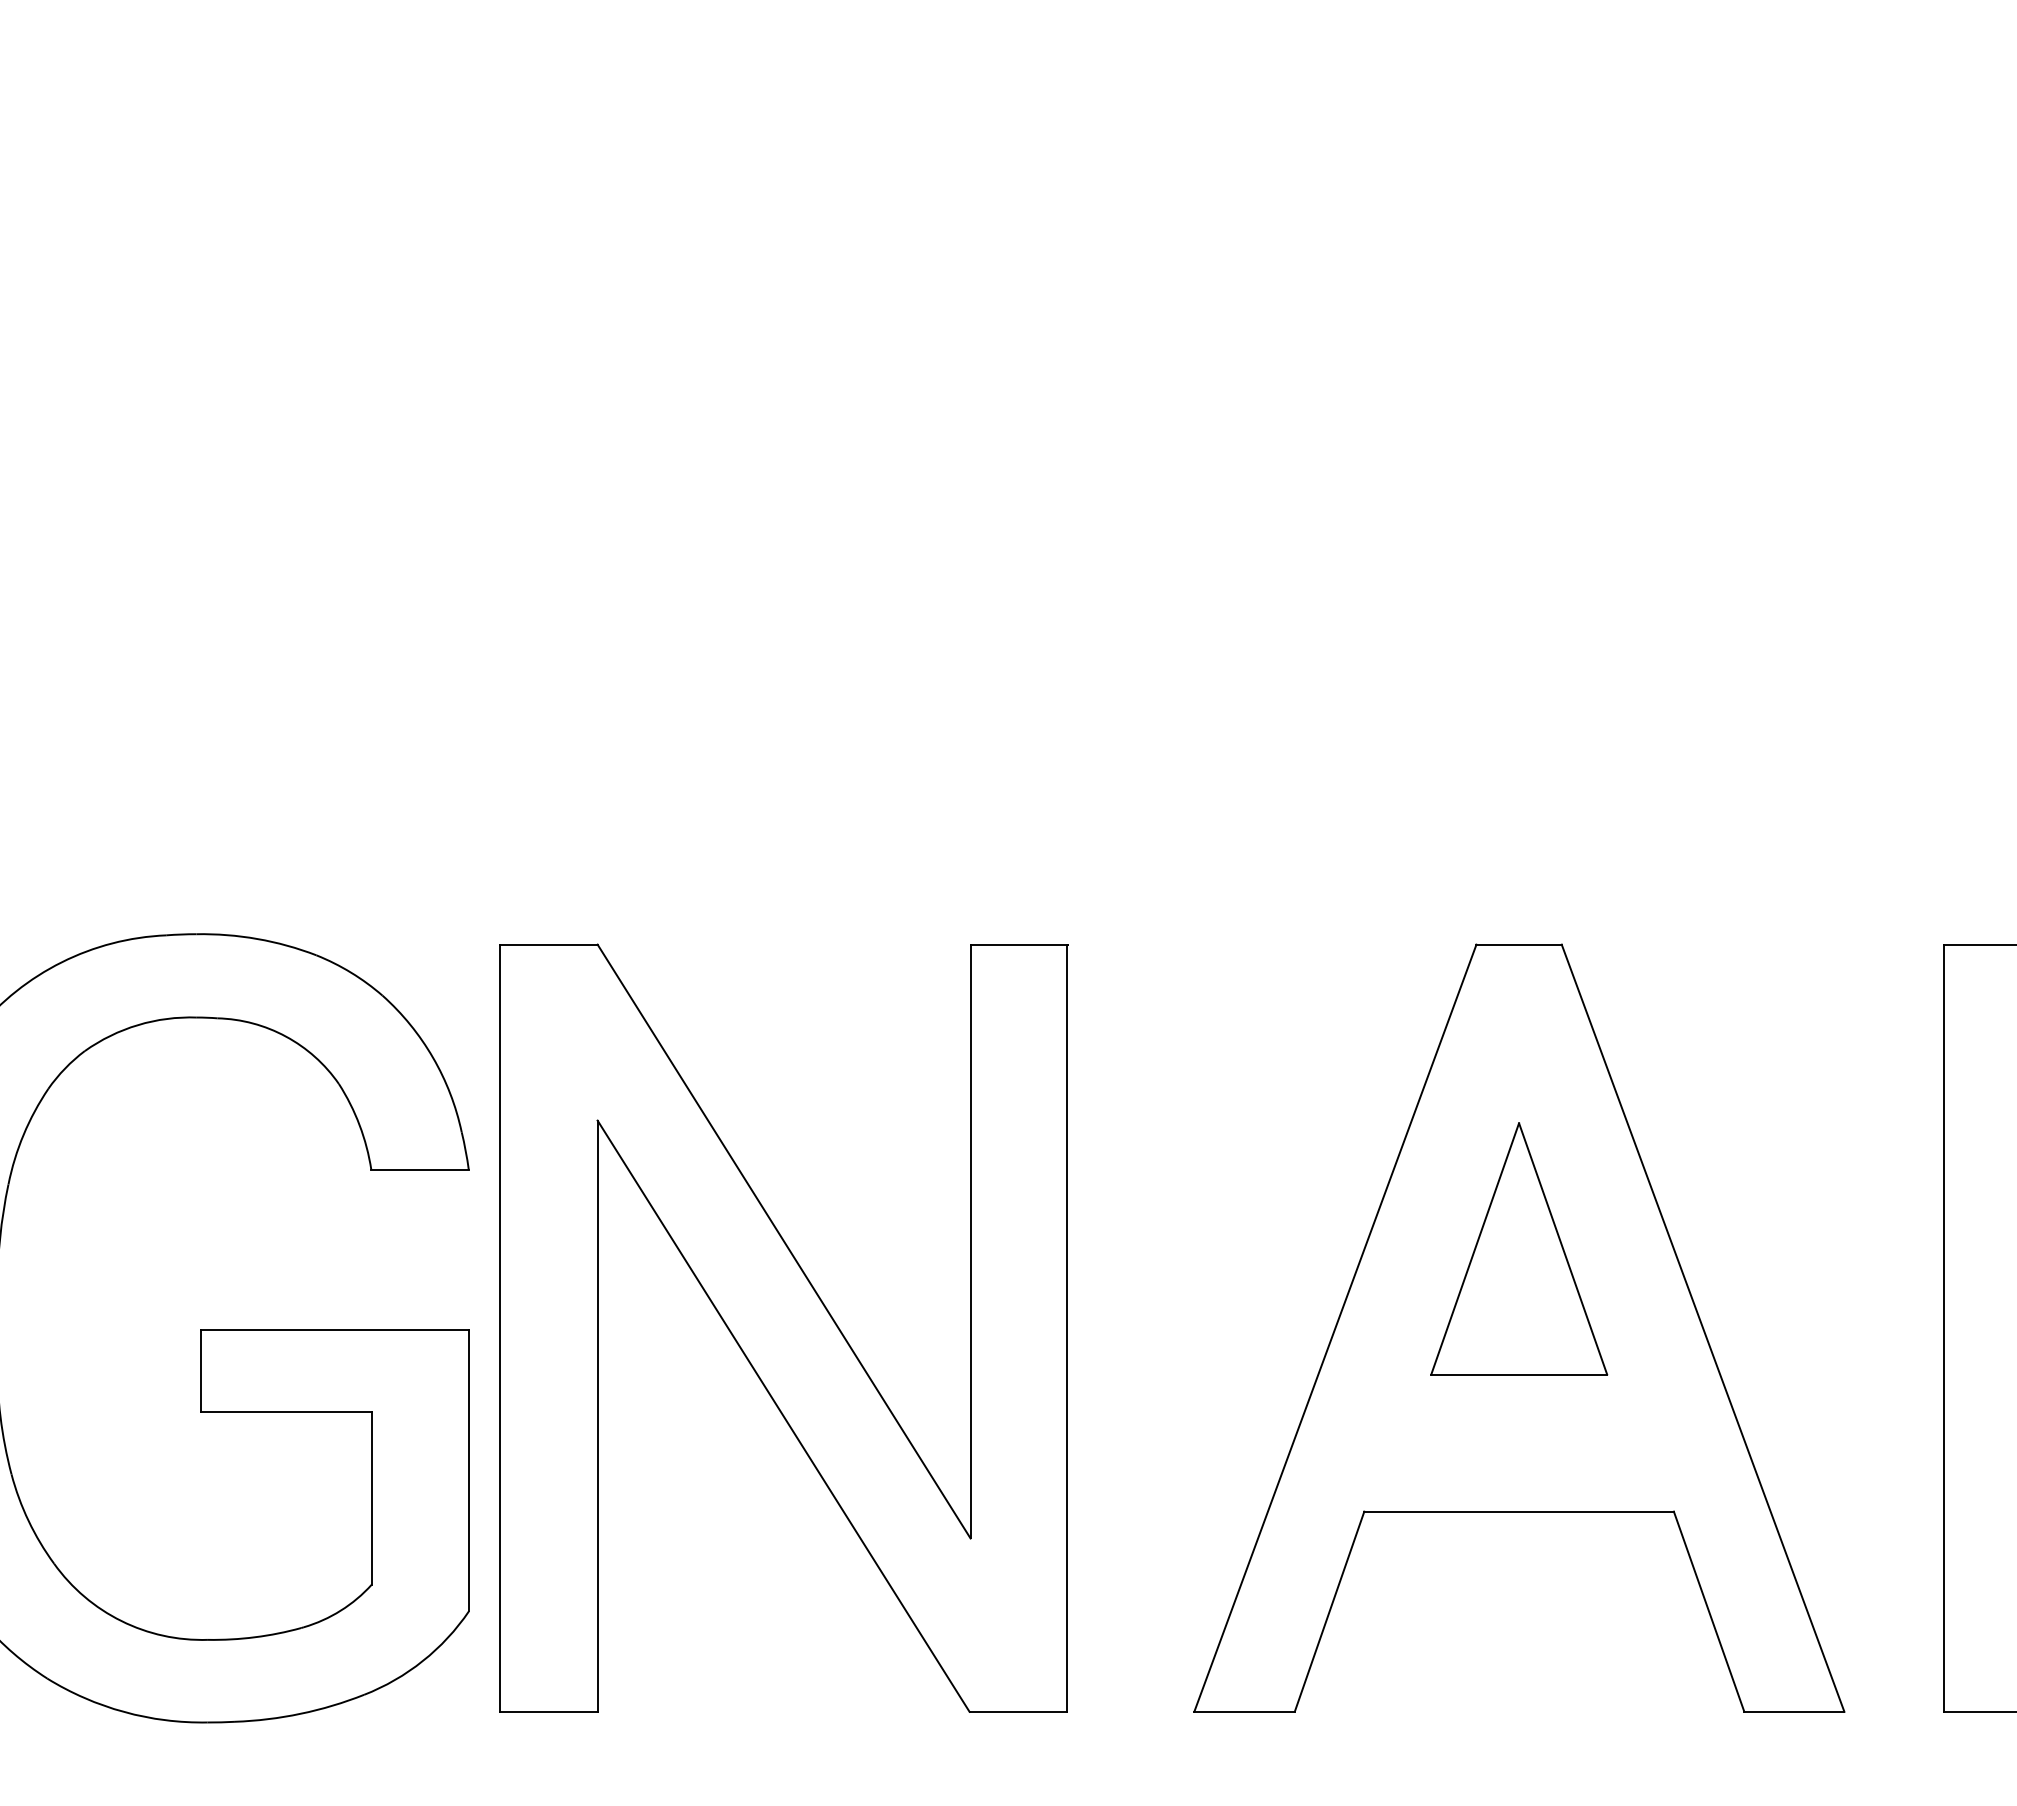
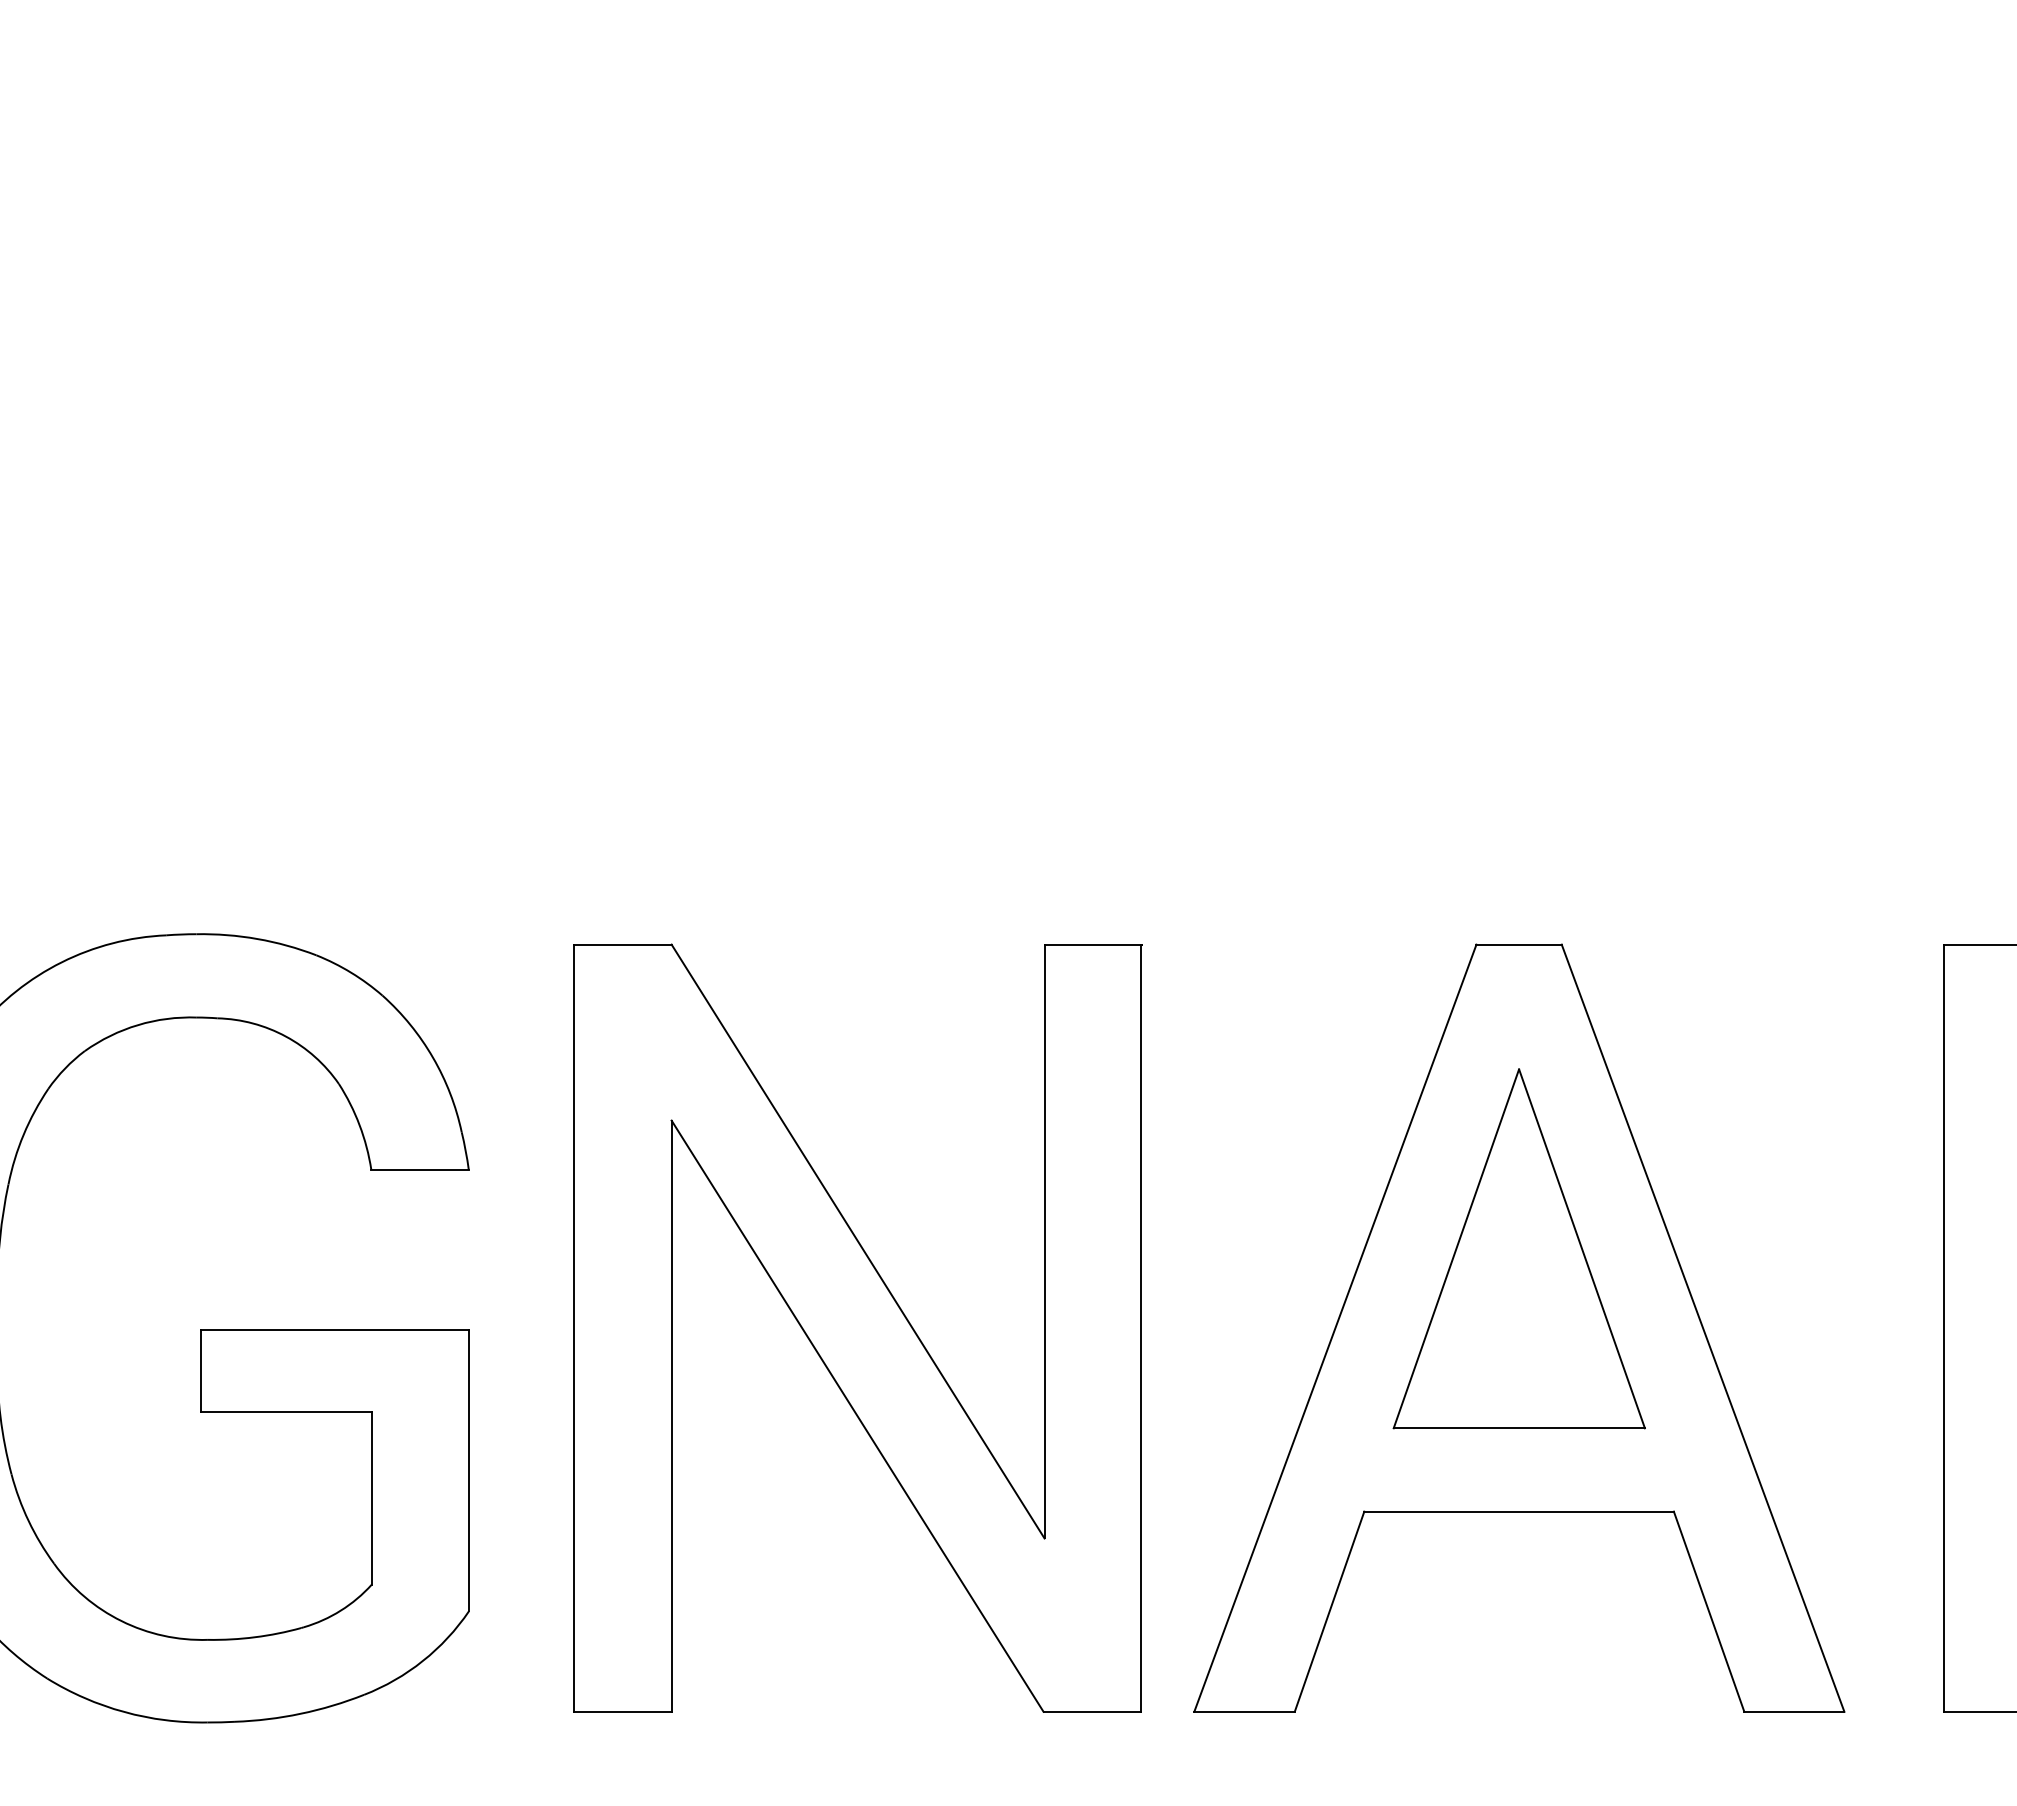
part size: 179x254 px -> 254x362 px (1518, 1248)
part position: (783, 1327) -> (857, 1327) (857, 1327)
